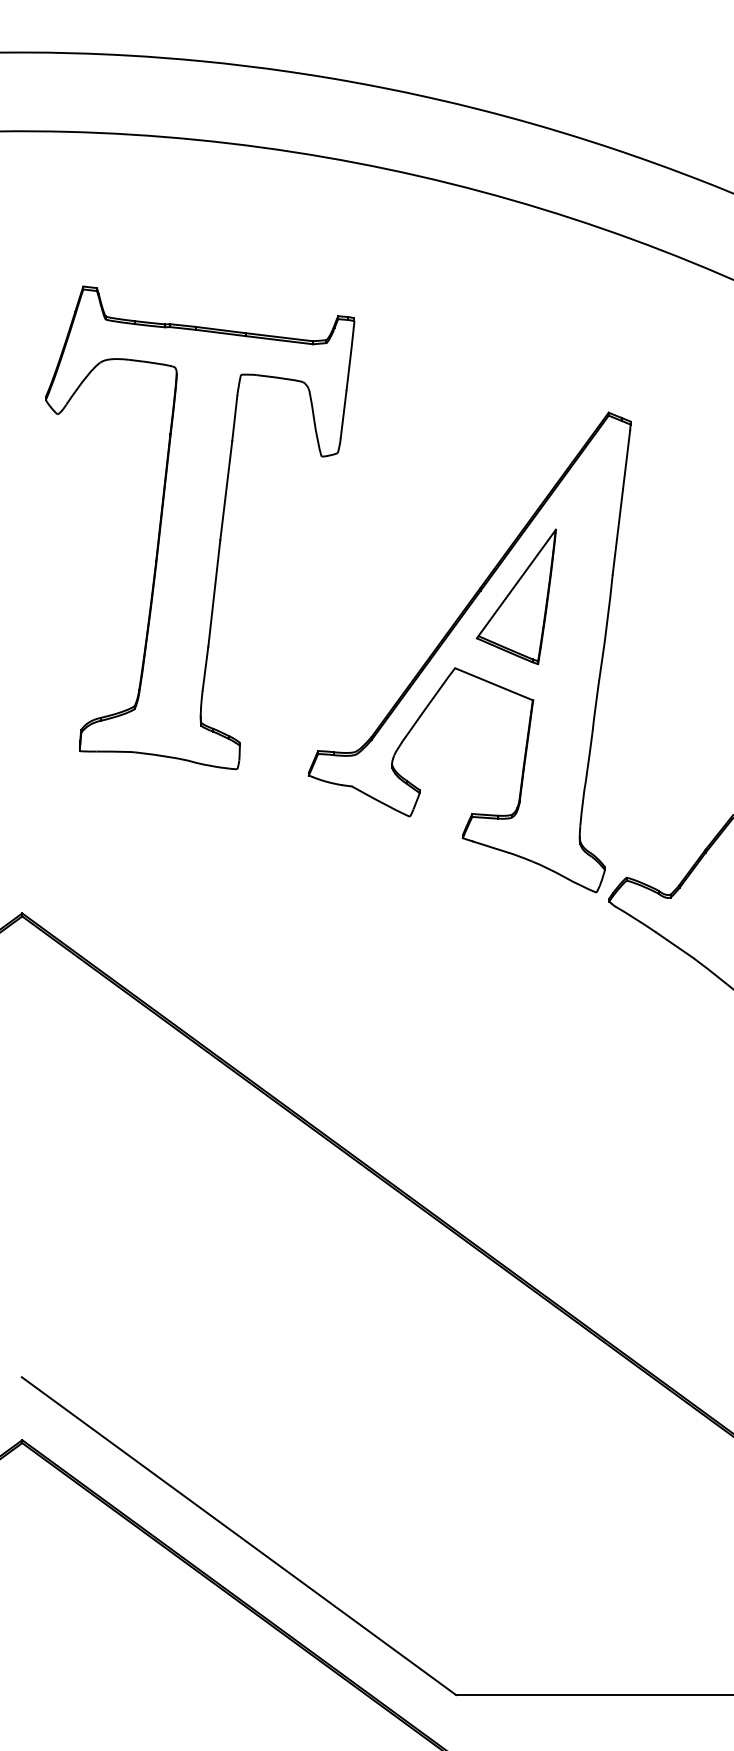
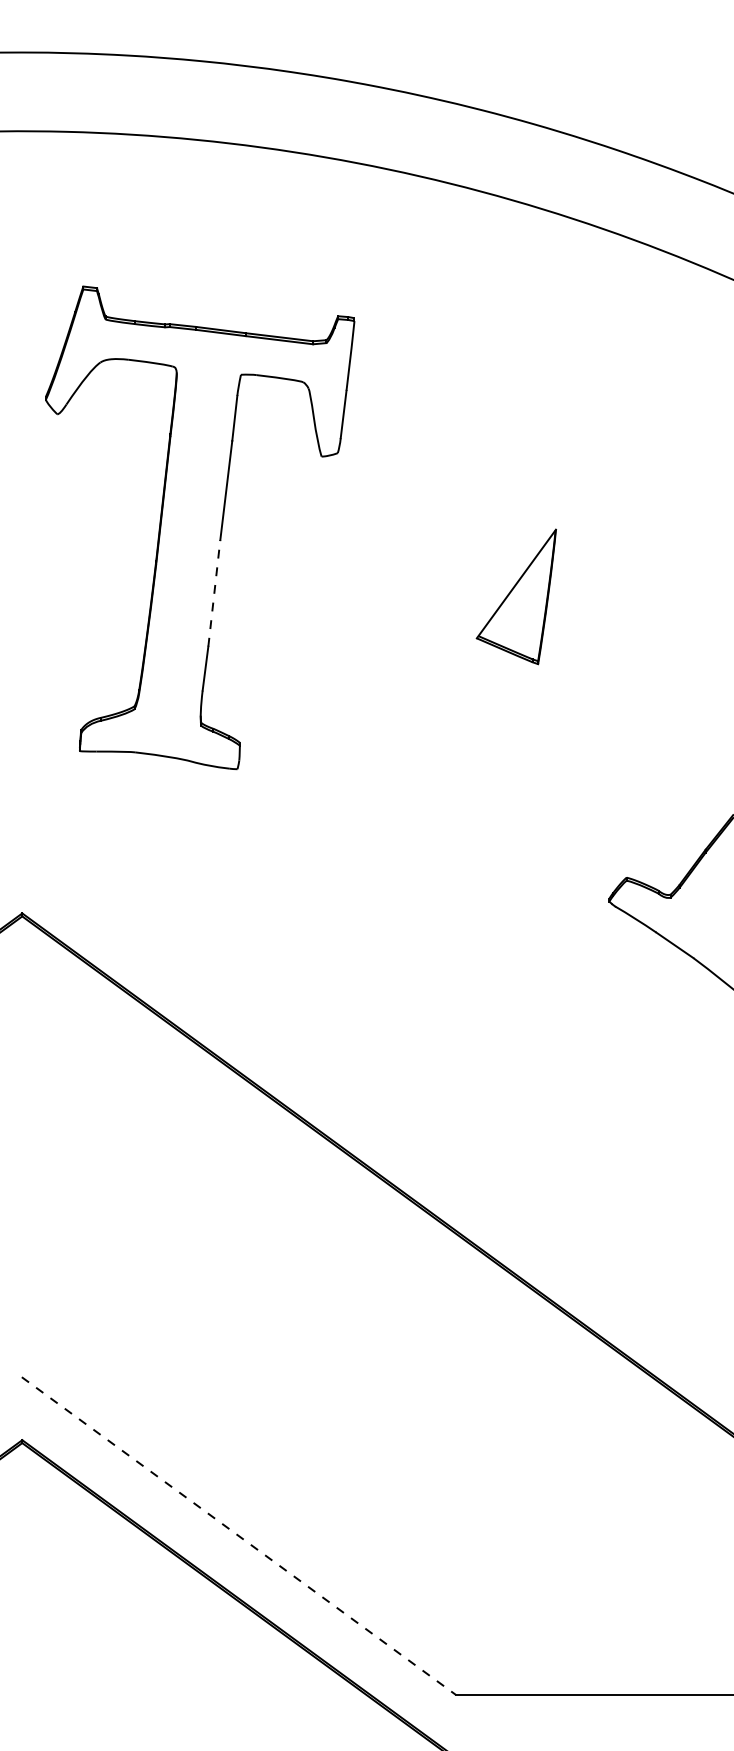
line: solid -> dashed (214, 593)
part: present -> none (469, 652)
line: solid -> dashed (239, 1536)
